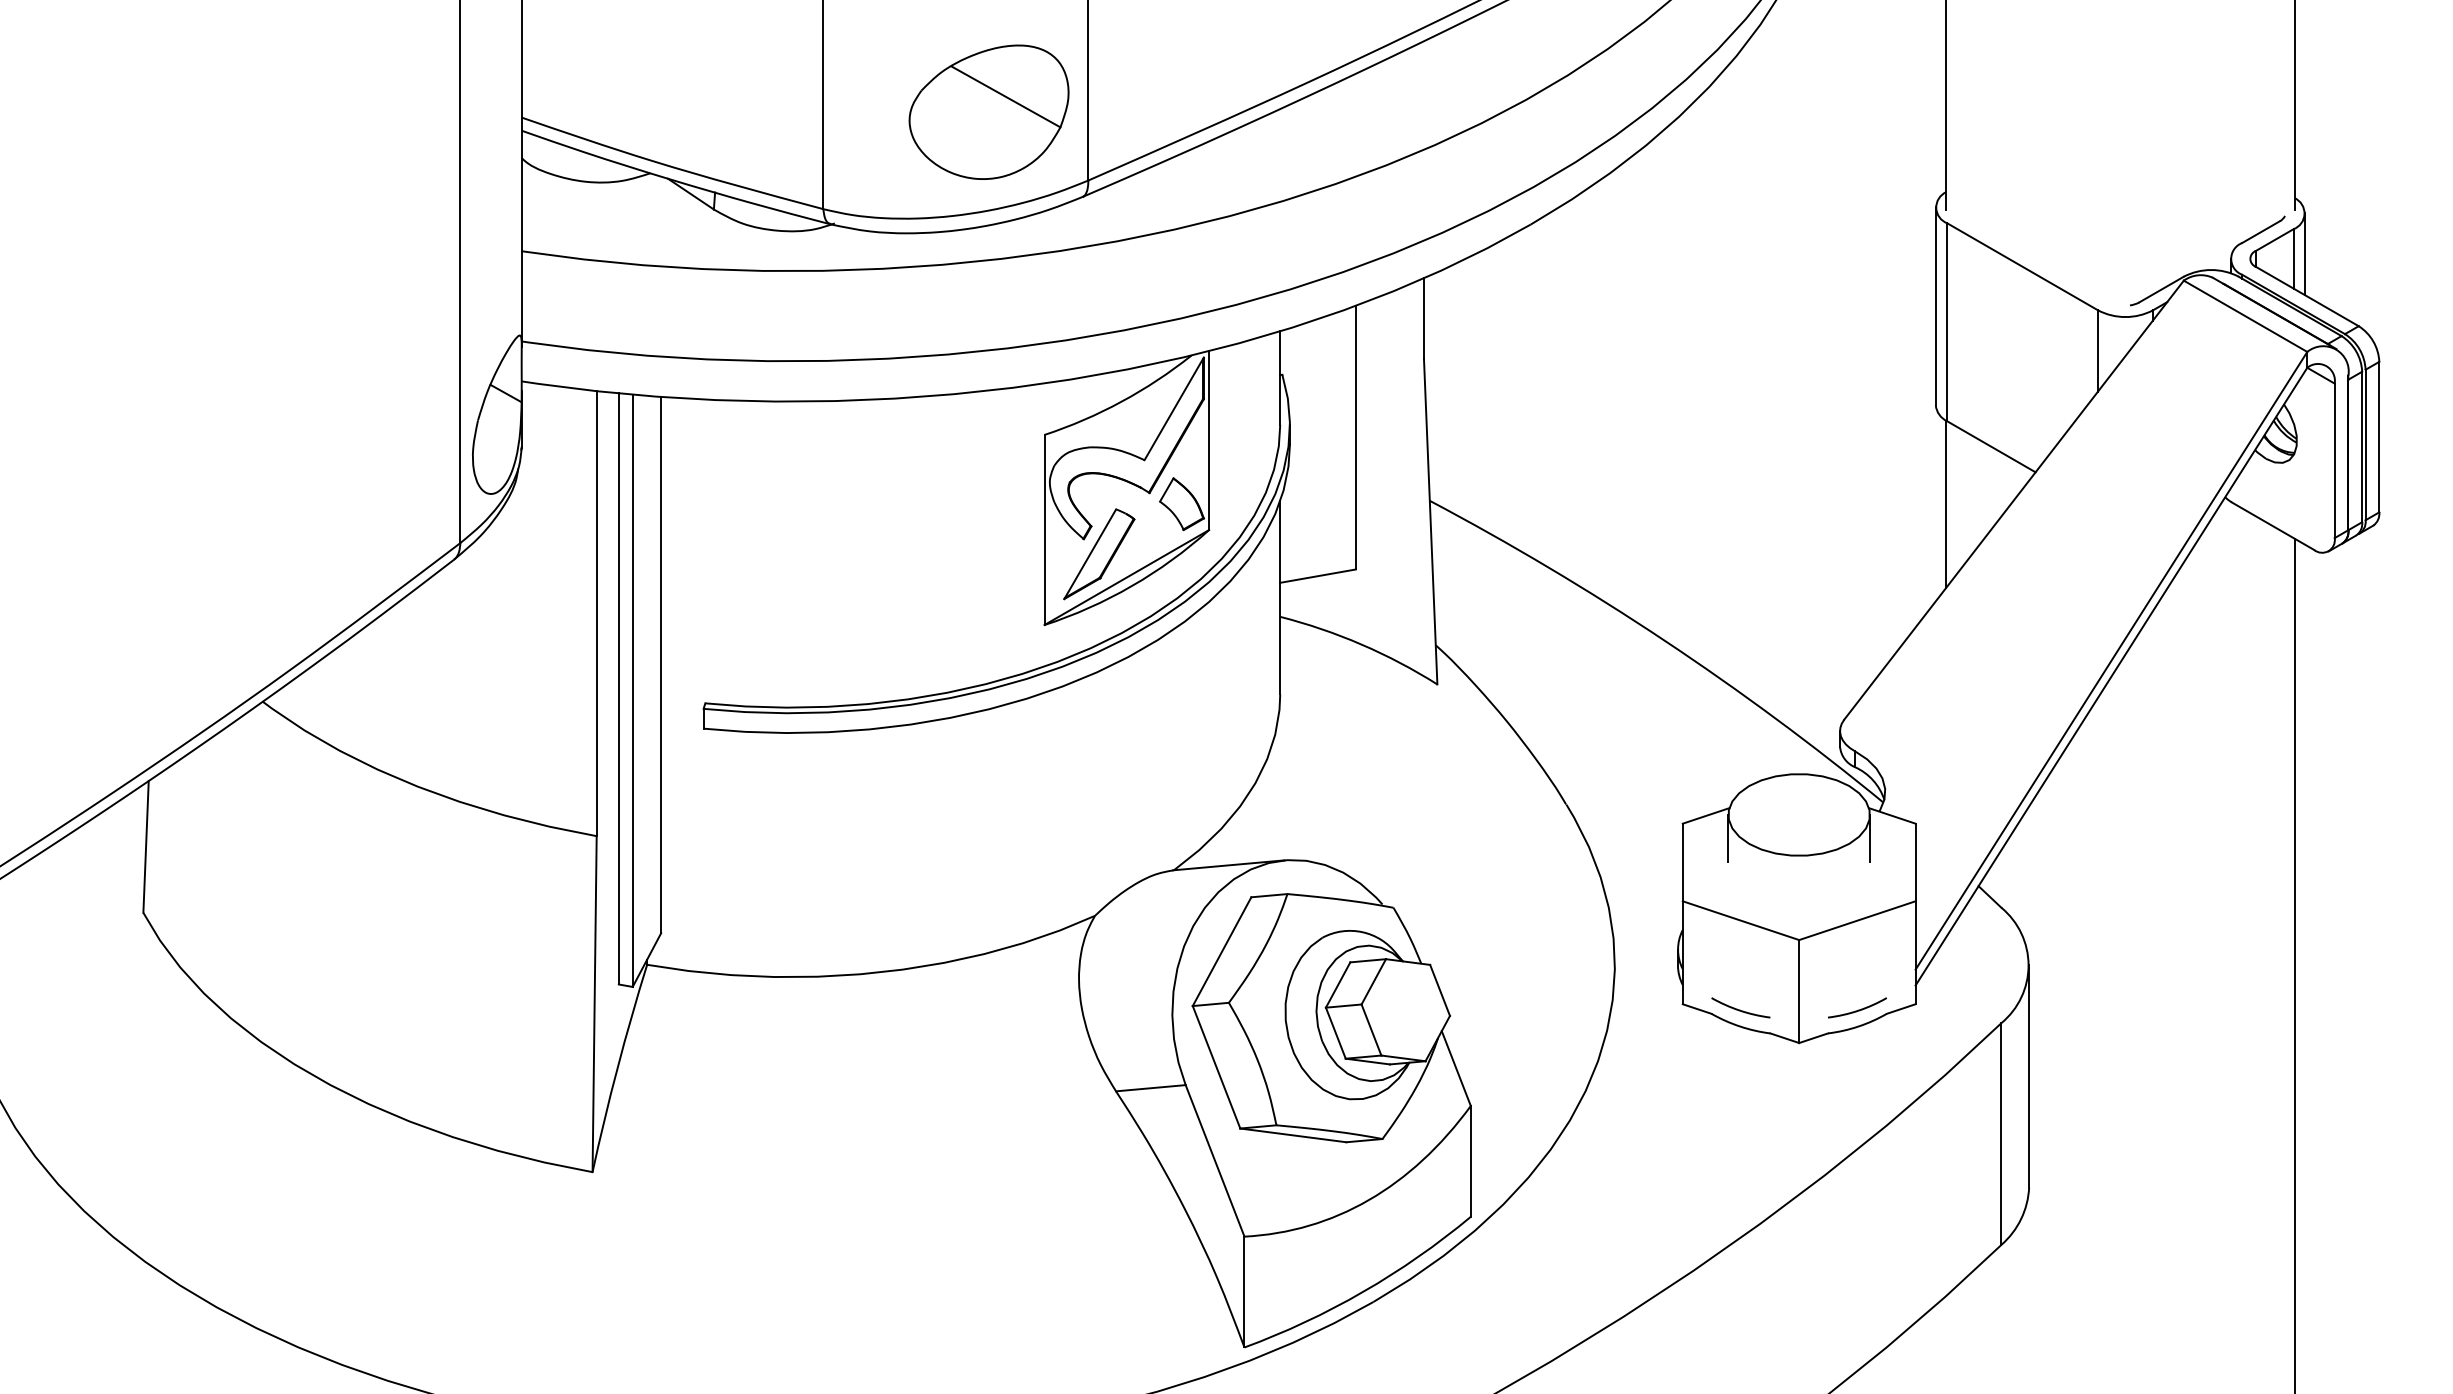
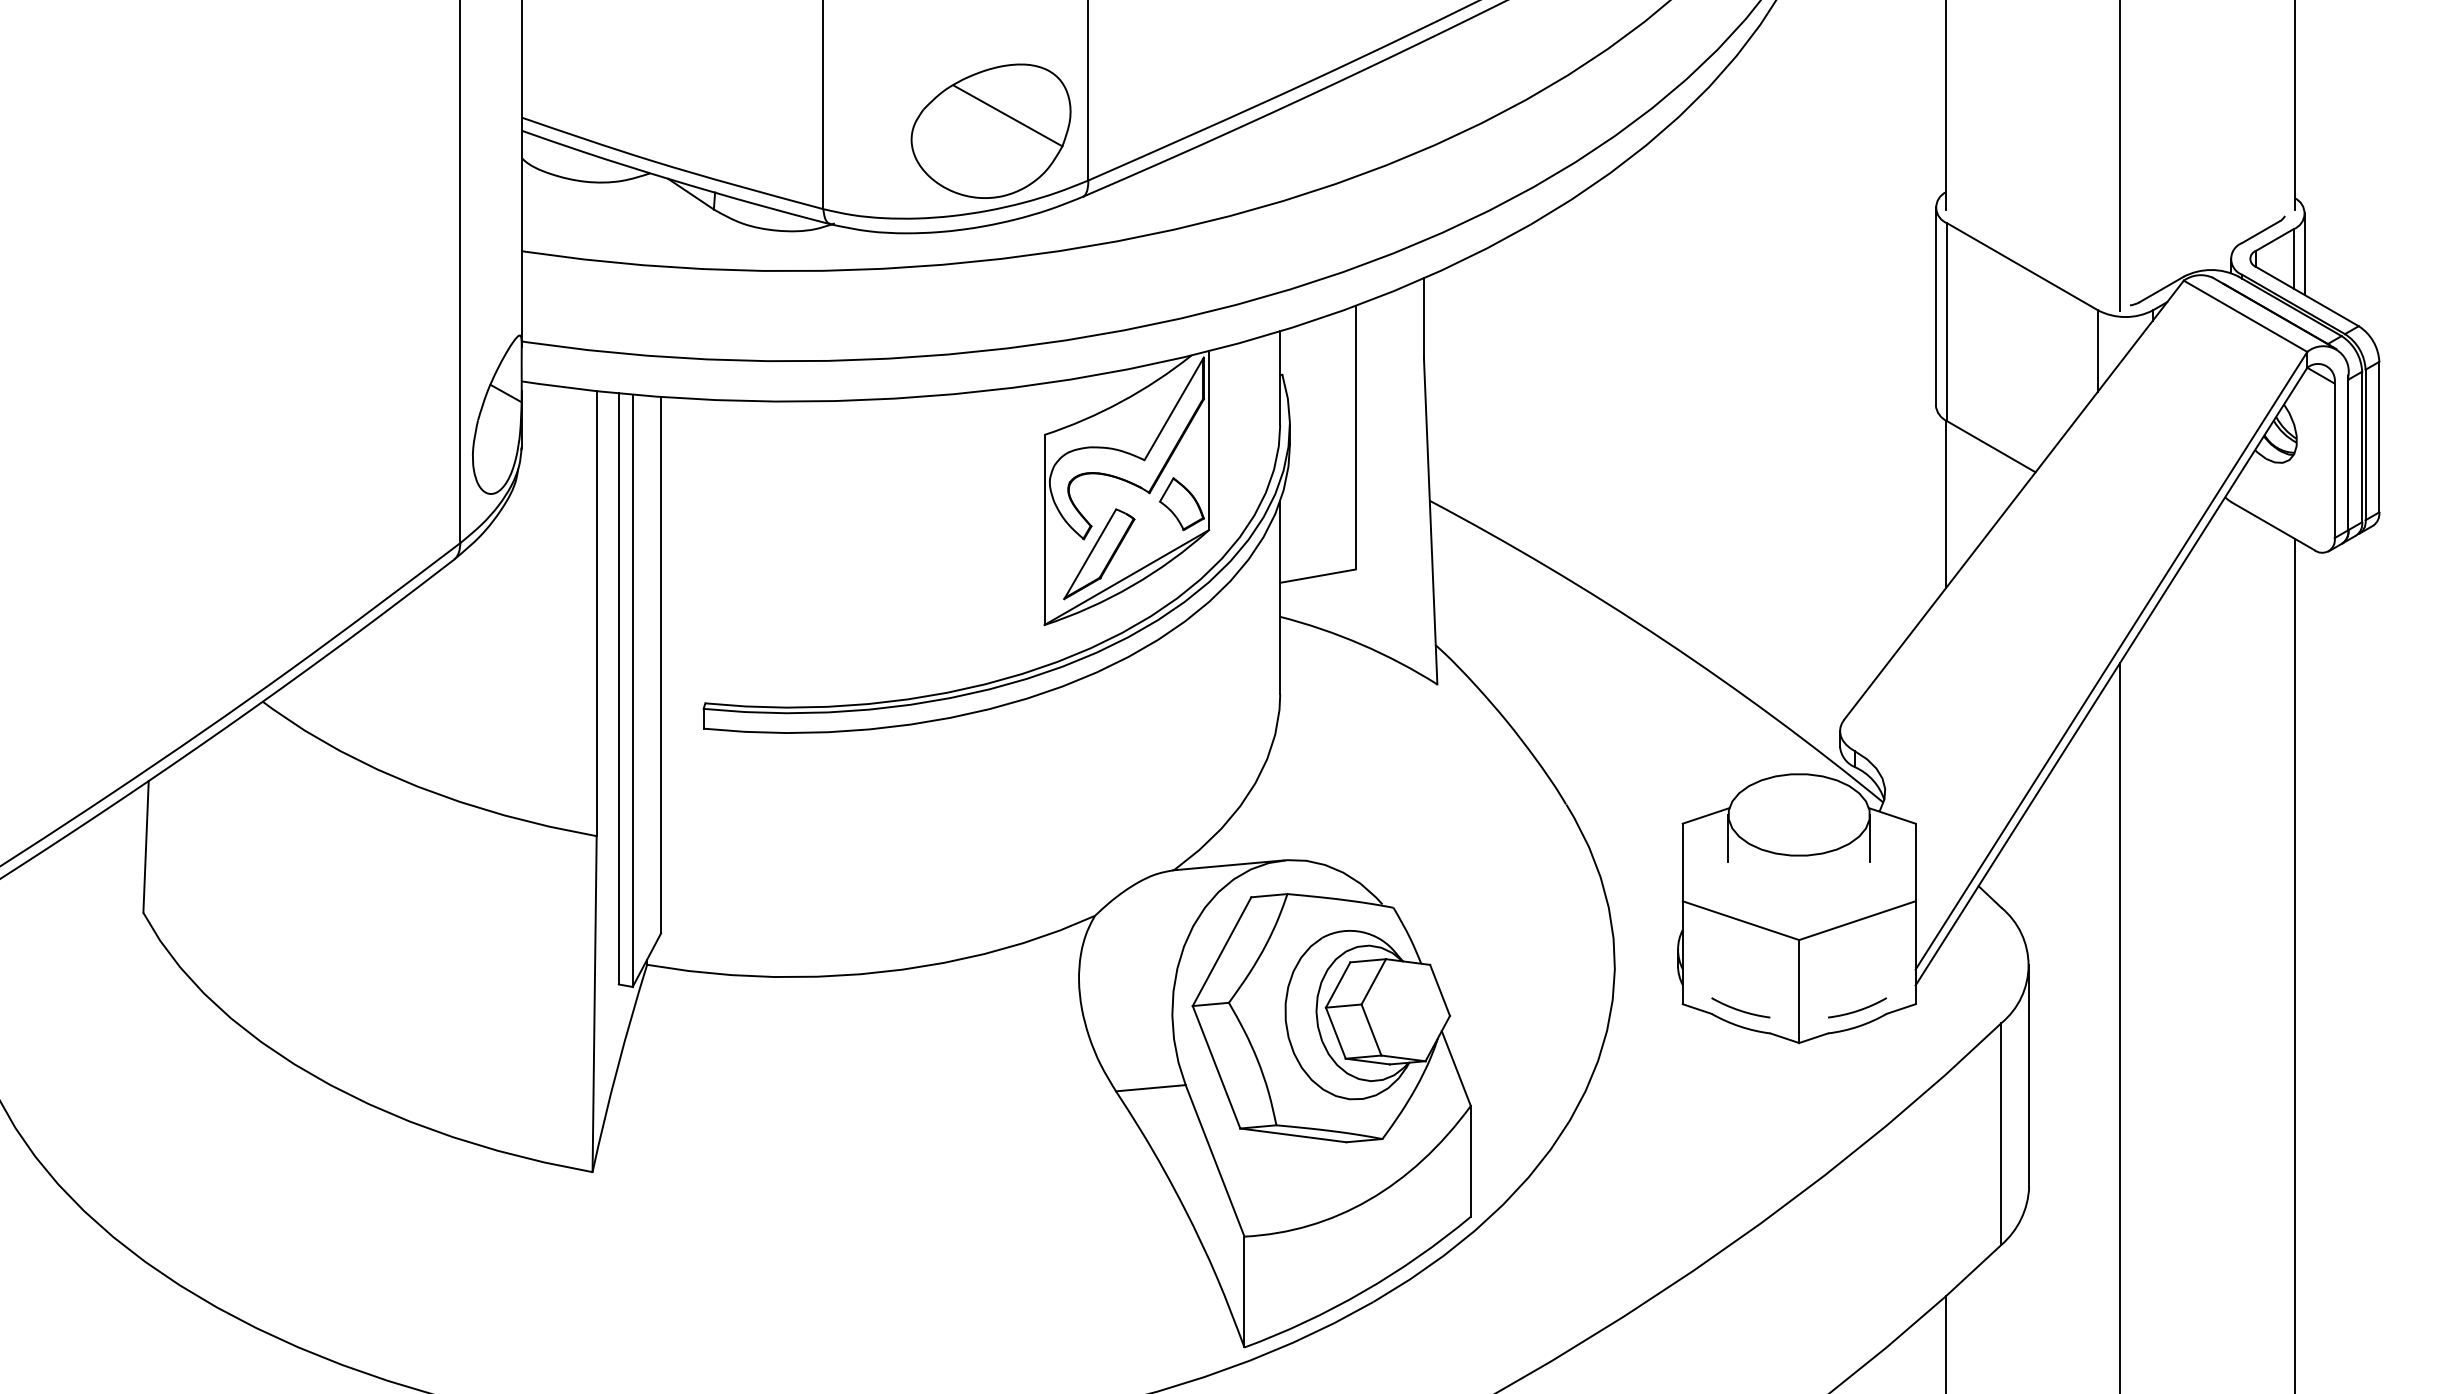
part position: (988, 111) -> (990, 130) (990, 130)
line: none -> present (2120, 156)
line: none -> present (2120, 1026)
line: none -> present (1946, 1343)
